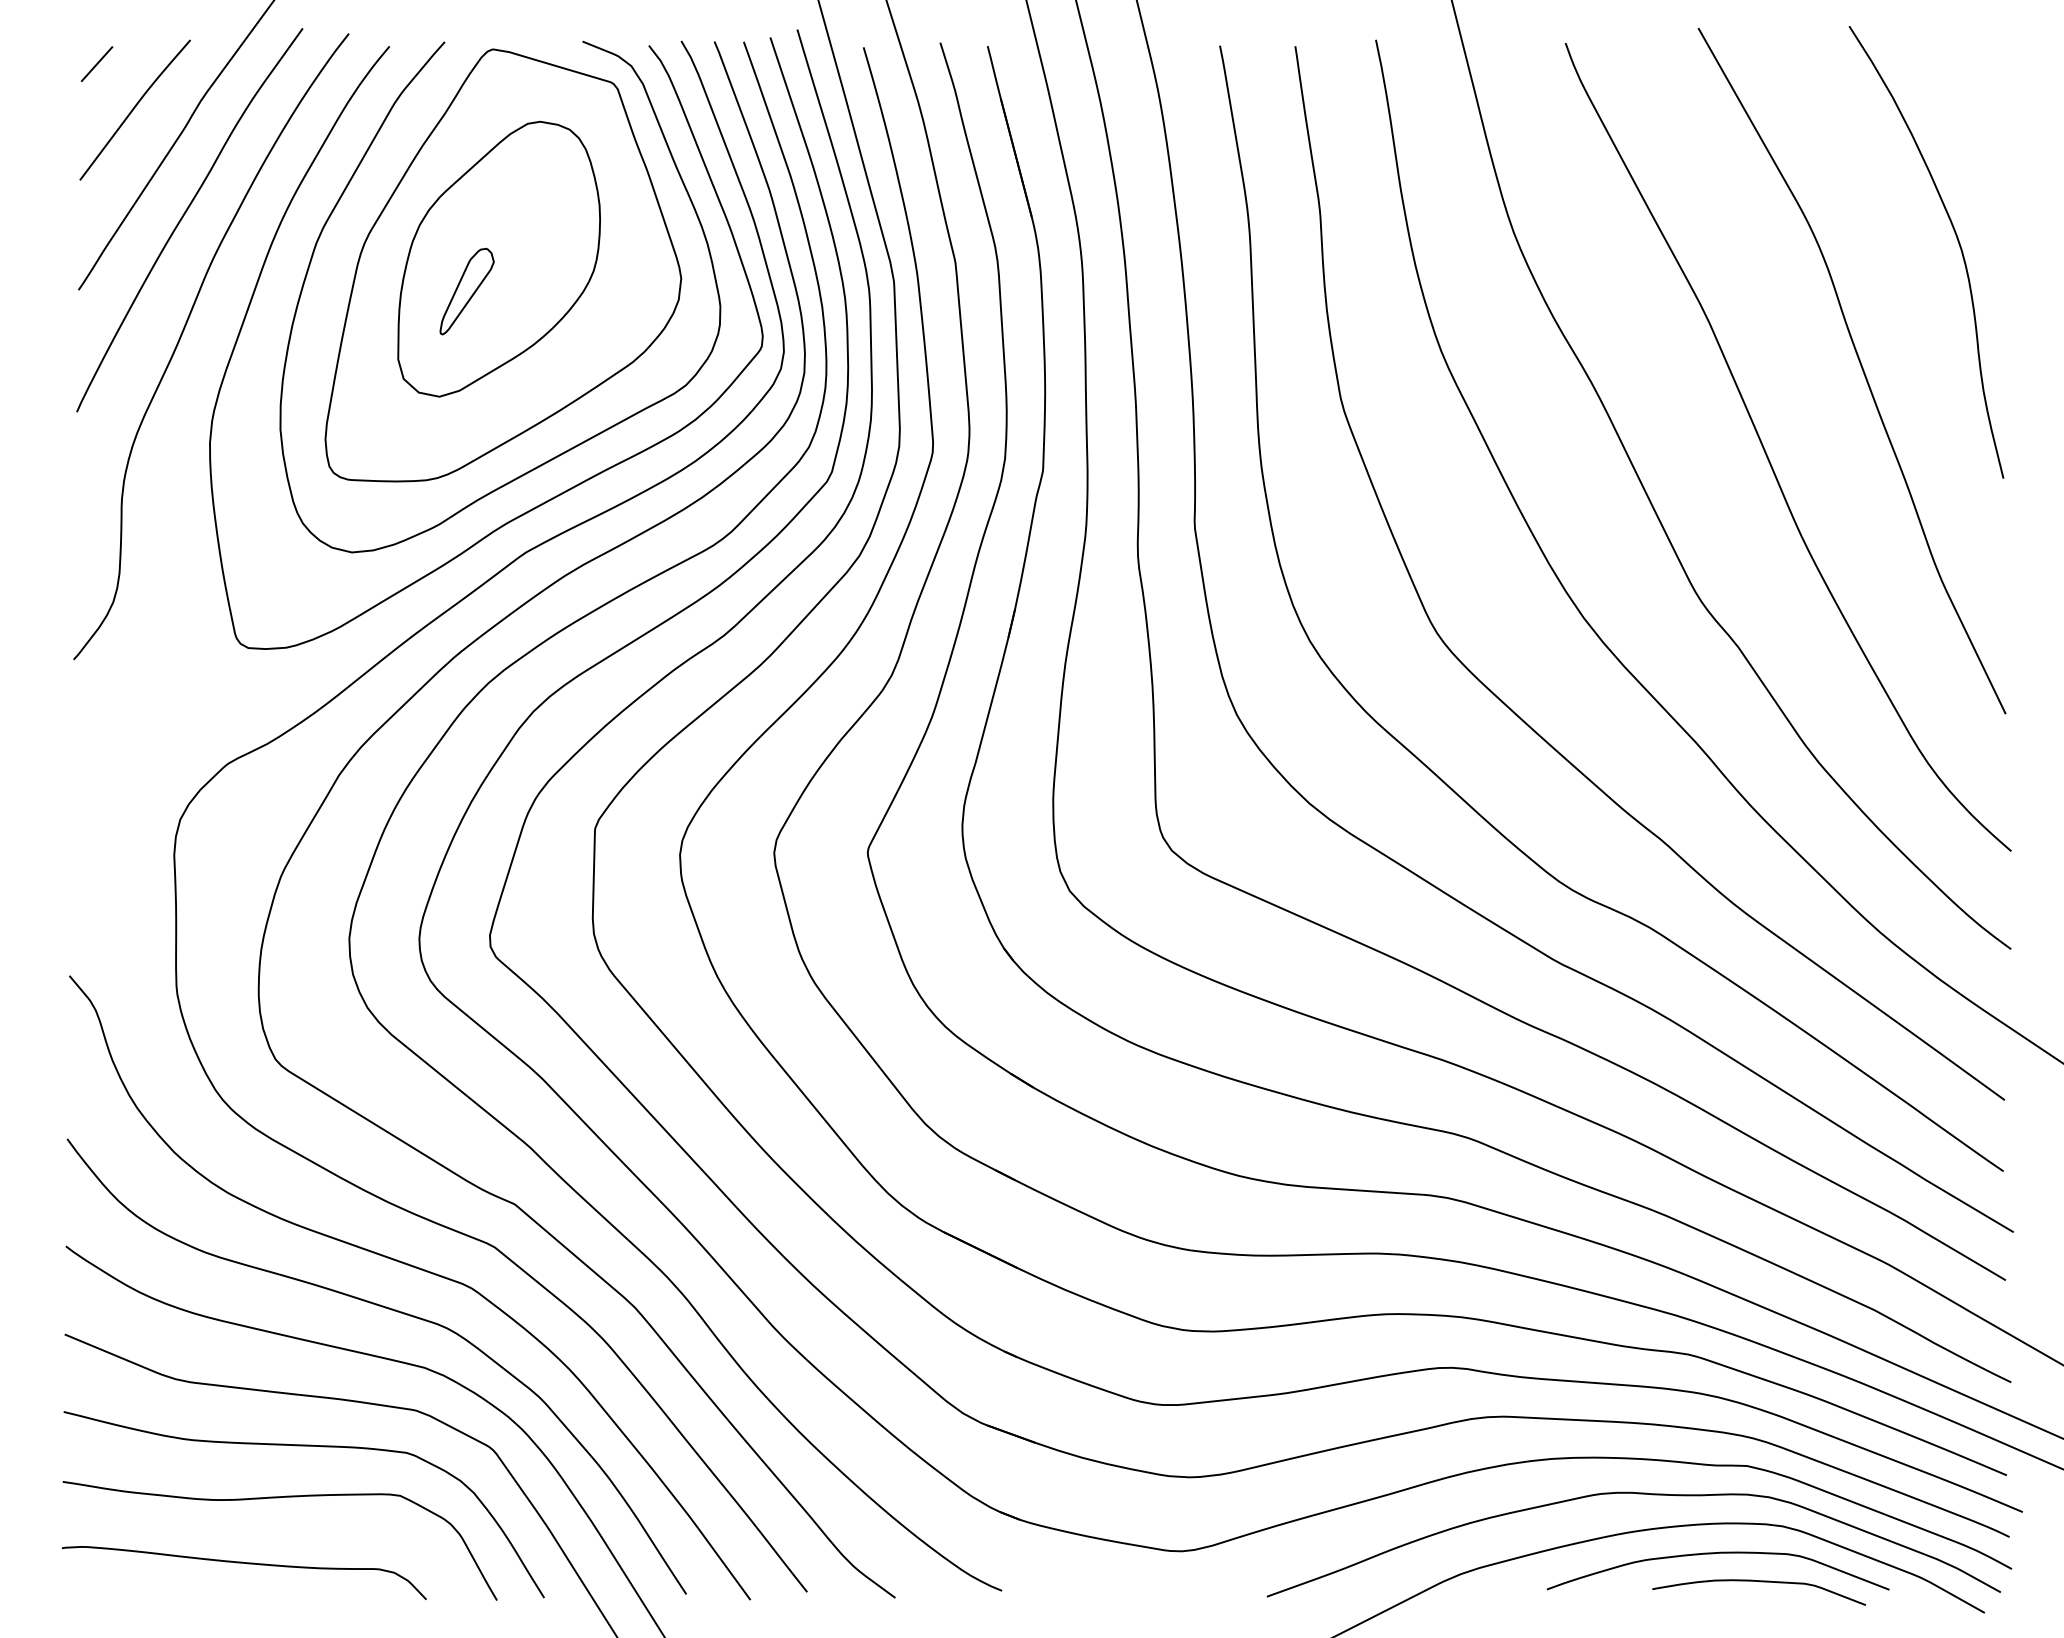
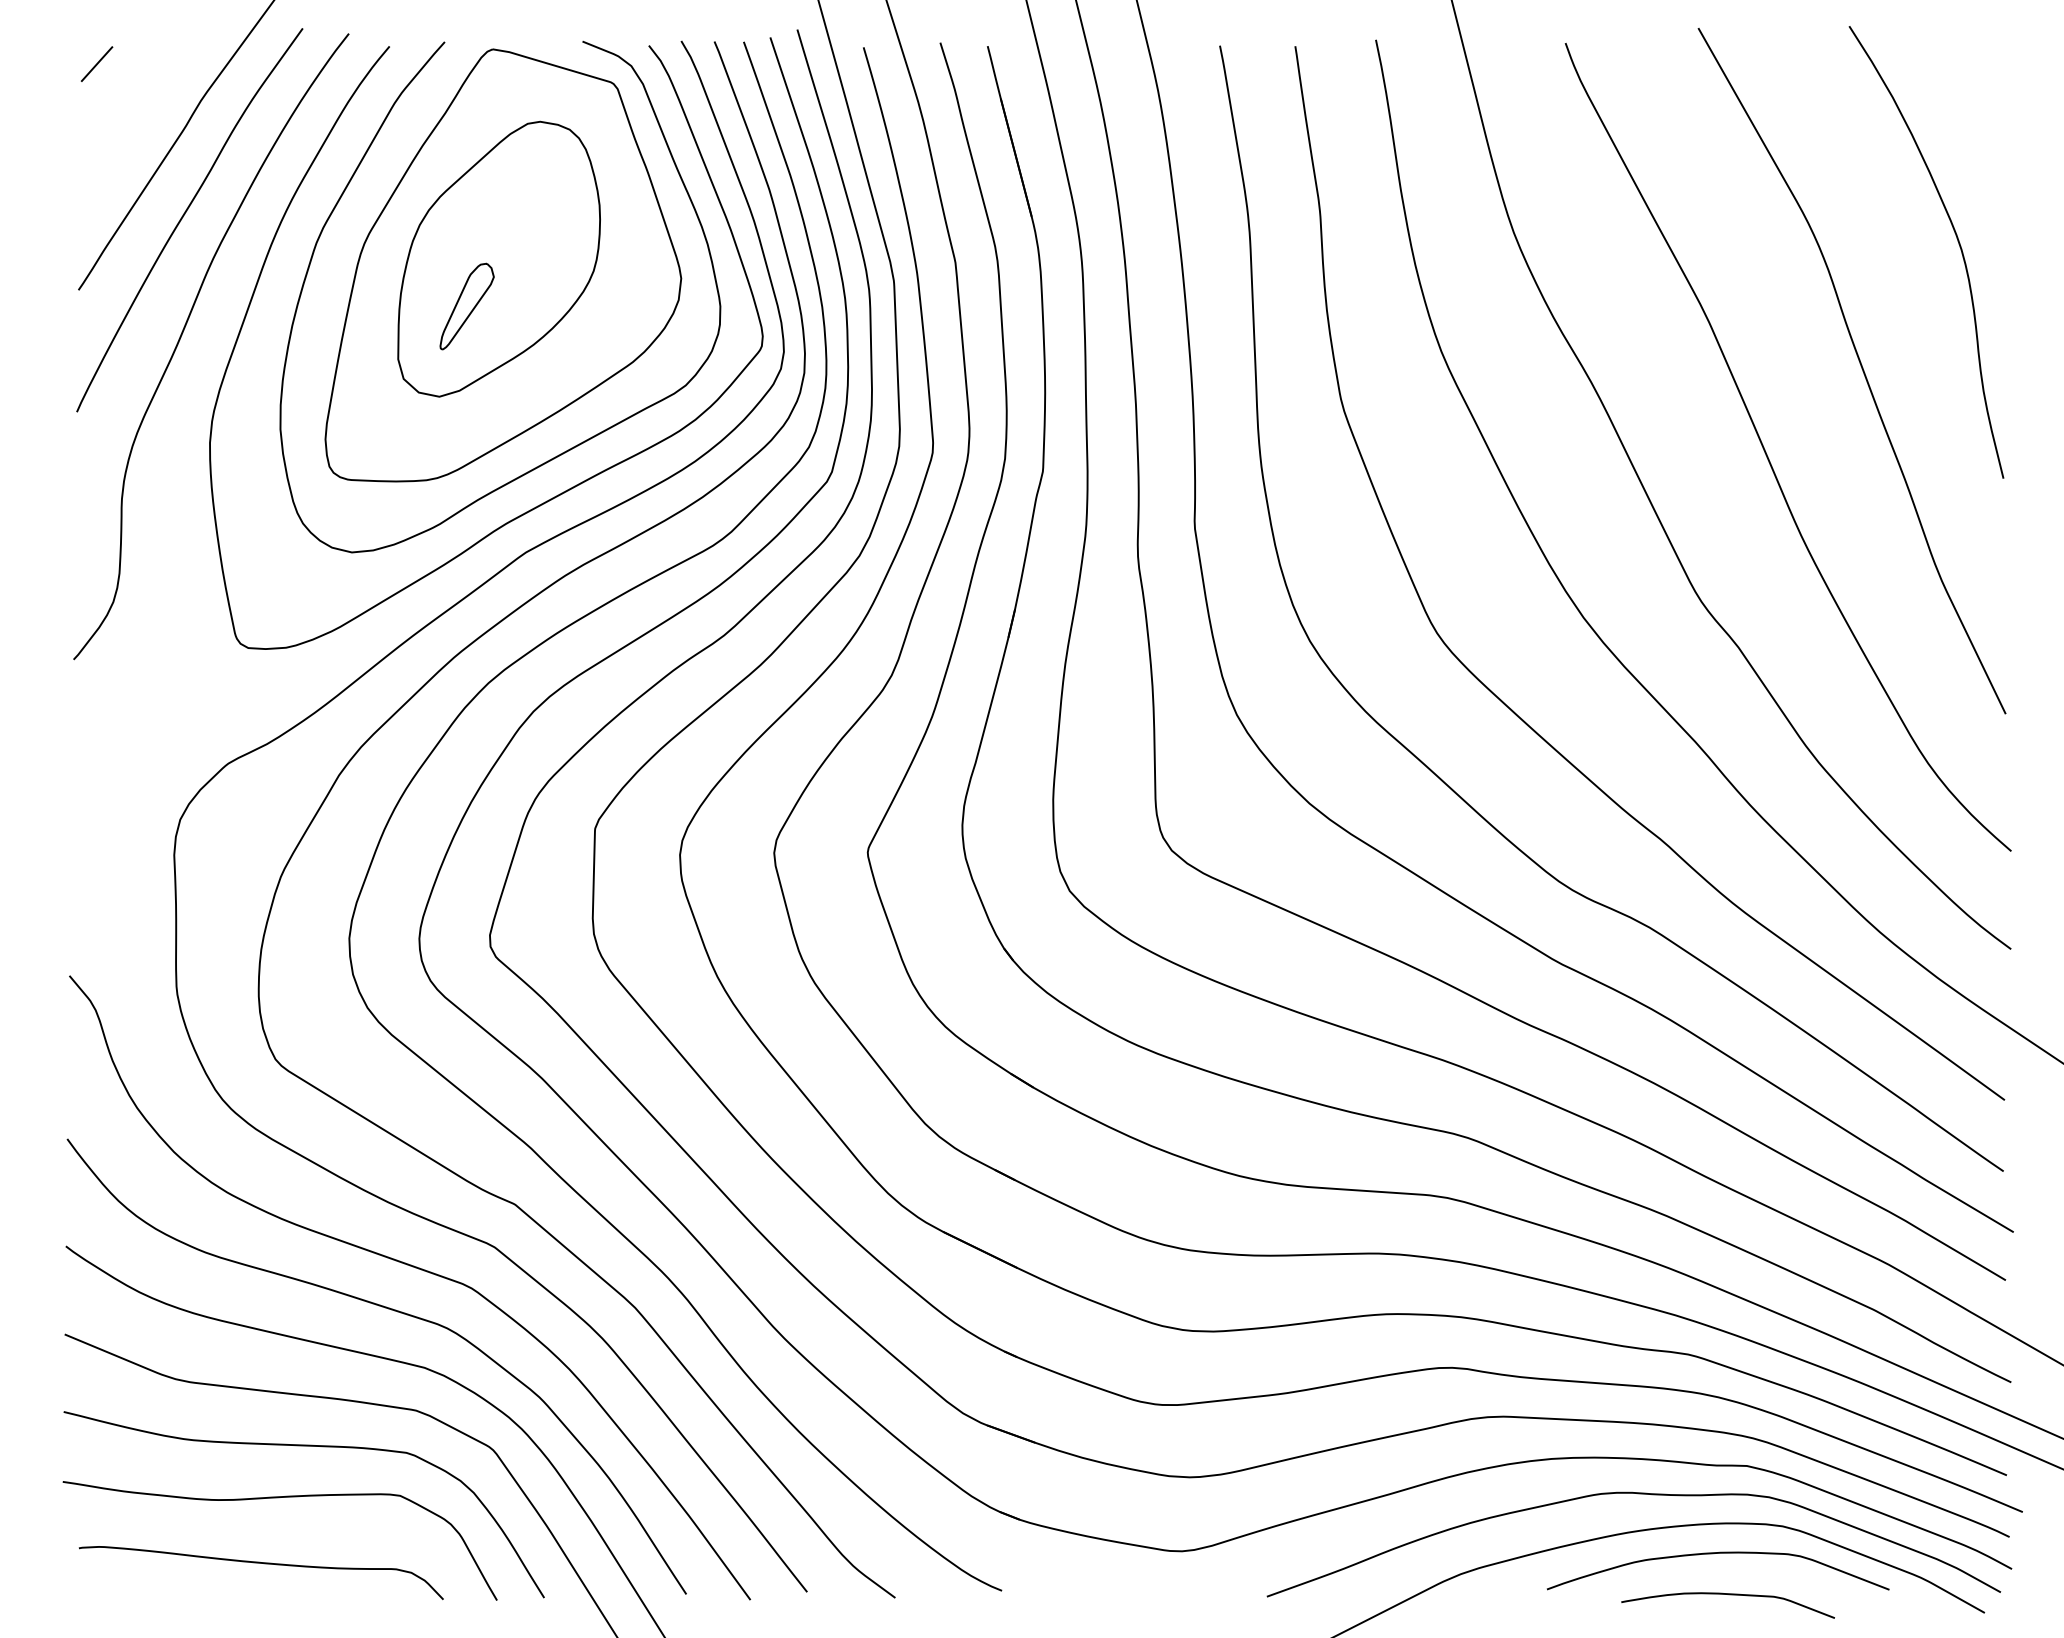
curve: present -> none (134, 109)
part position: (466, 291) -> (466, 306) (466, 306)
curve position: (247, 1564) -> (264, 1564) (264, 1564)
curve position: (1759, 1582) -> (1728, 1595) (1728, 1595)
